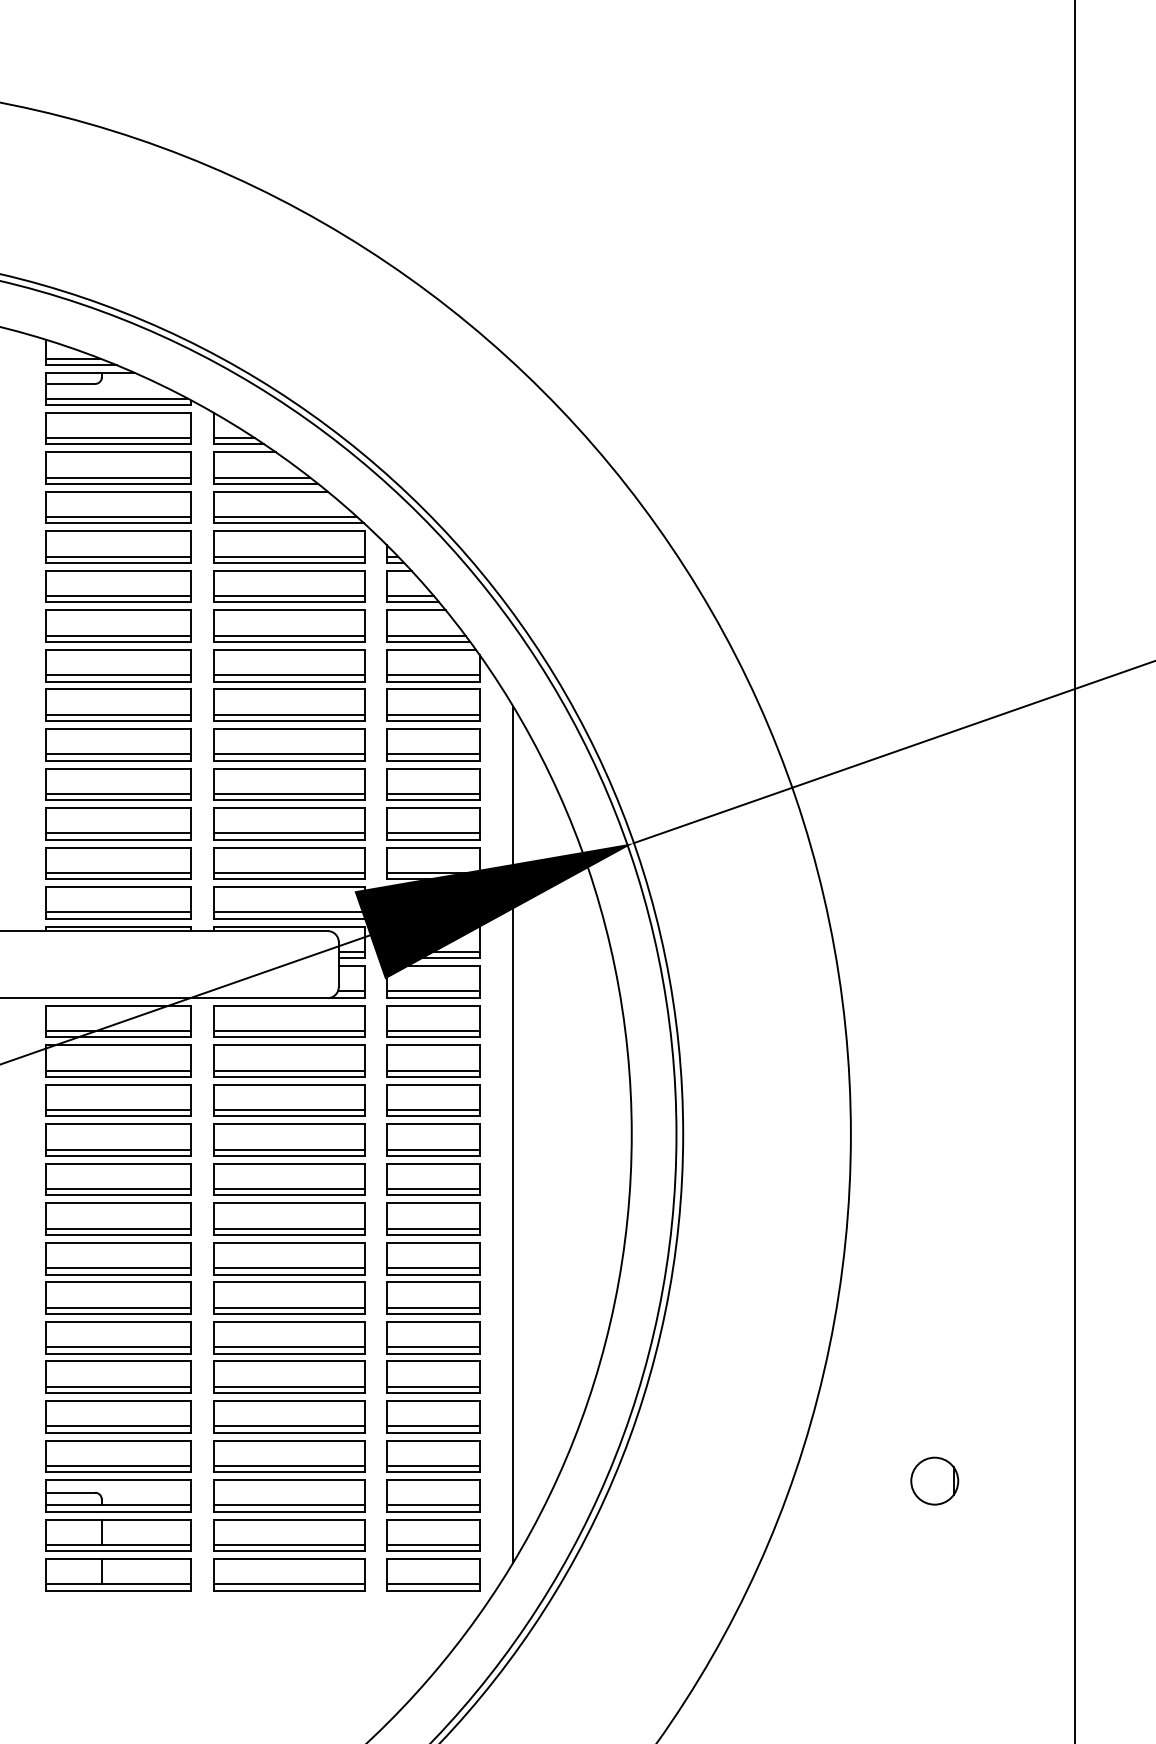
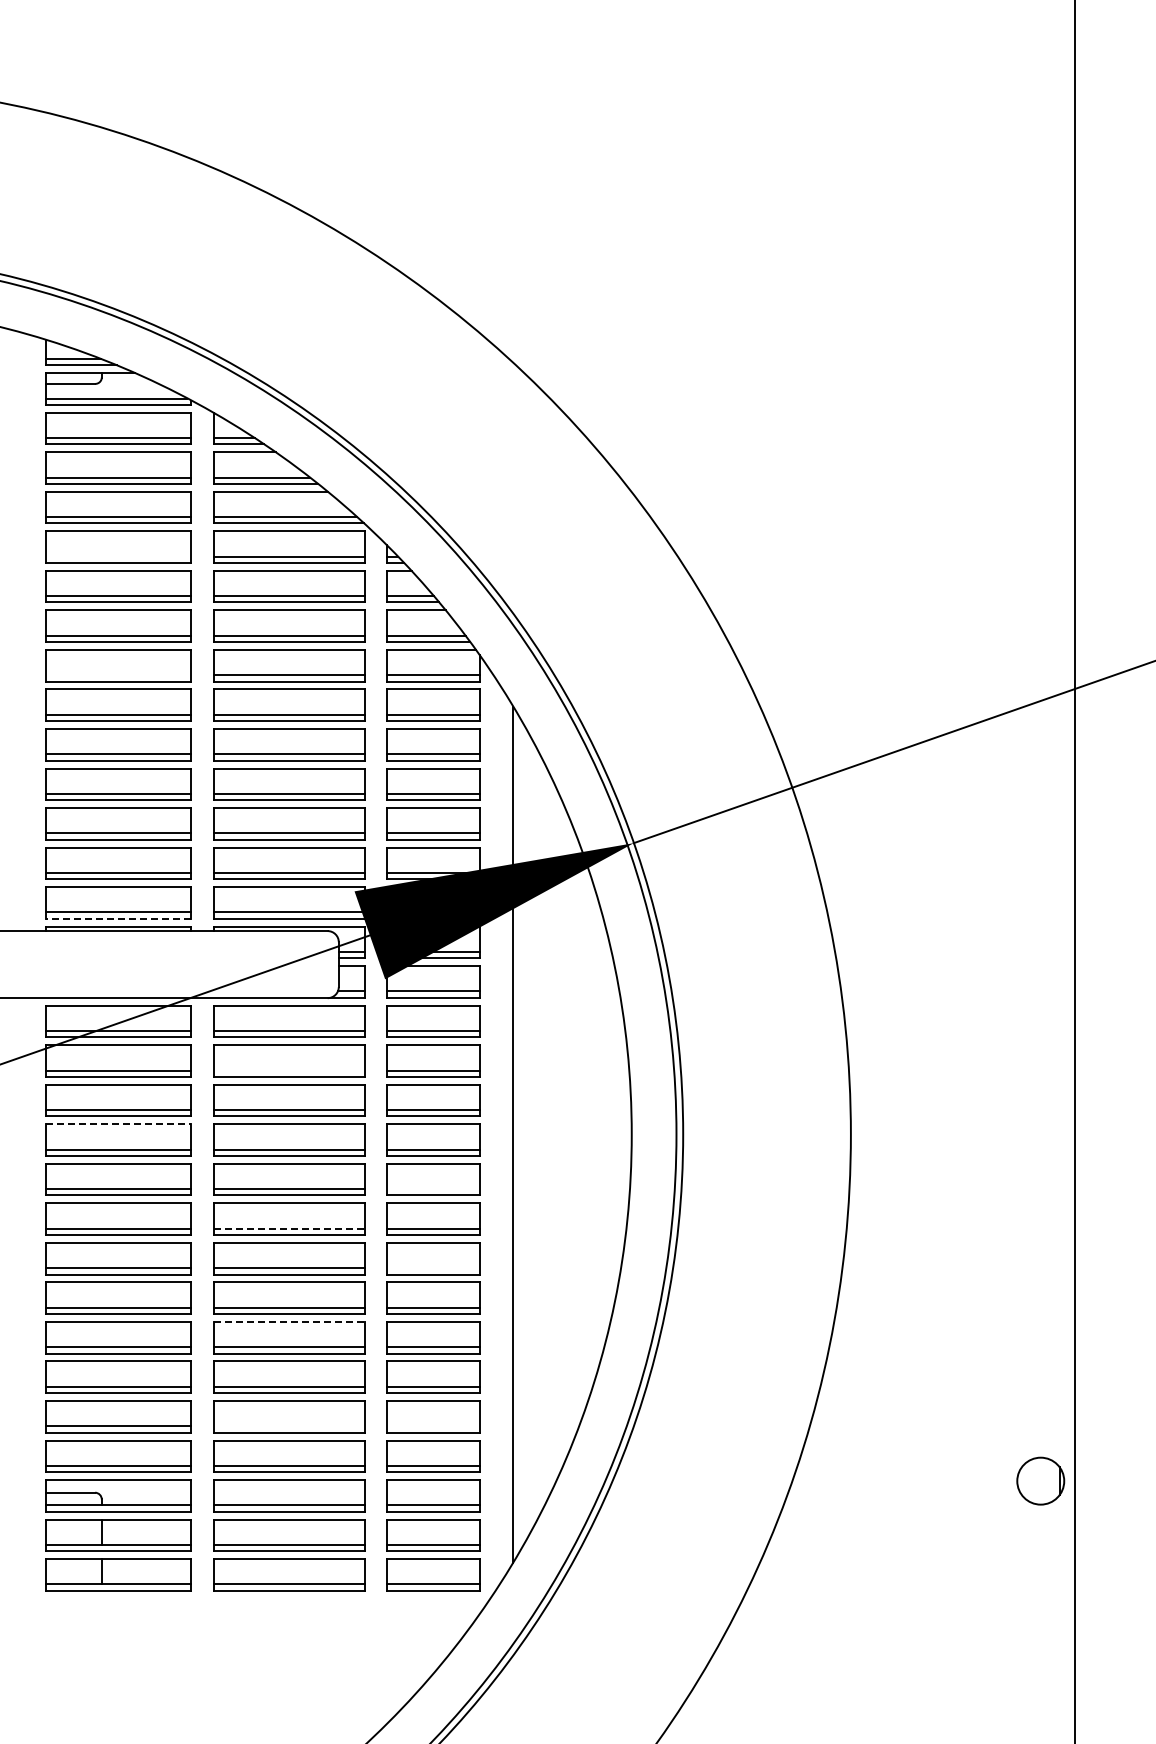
line: present -> none (118, 556)
line: present -> none (118, 675)
line: solid -> dashed (118, 918)
line: present -> none (288, 1070)
line: solid -> dashed (118, 1124)
line: present -> none (432, 1189)
line: solid -> dashed (289, 1228)
line: present -> none (432, 1268)
line: solid -> dashed (289, 1321)
line: present -> none (288, 1426)
line: present -> none (432, 1426)
part position: (934, 1480) -> (1040, 1480) (1040, 1480)
